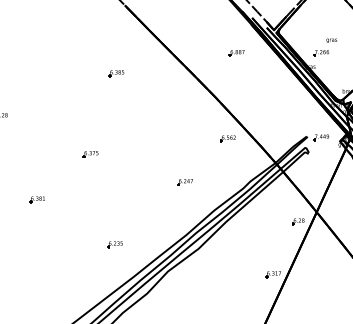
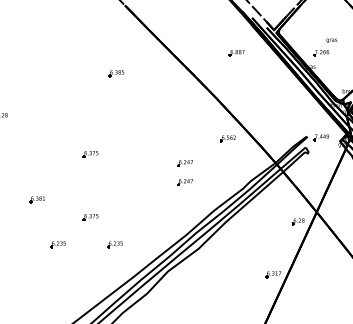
part: none -> present (184, 163)
part: none -> present (90, 217)
part: none -> present (57, 244)
